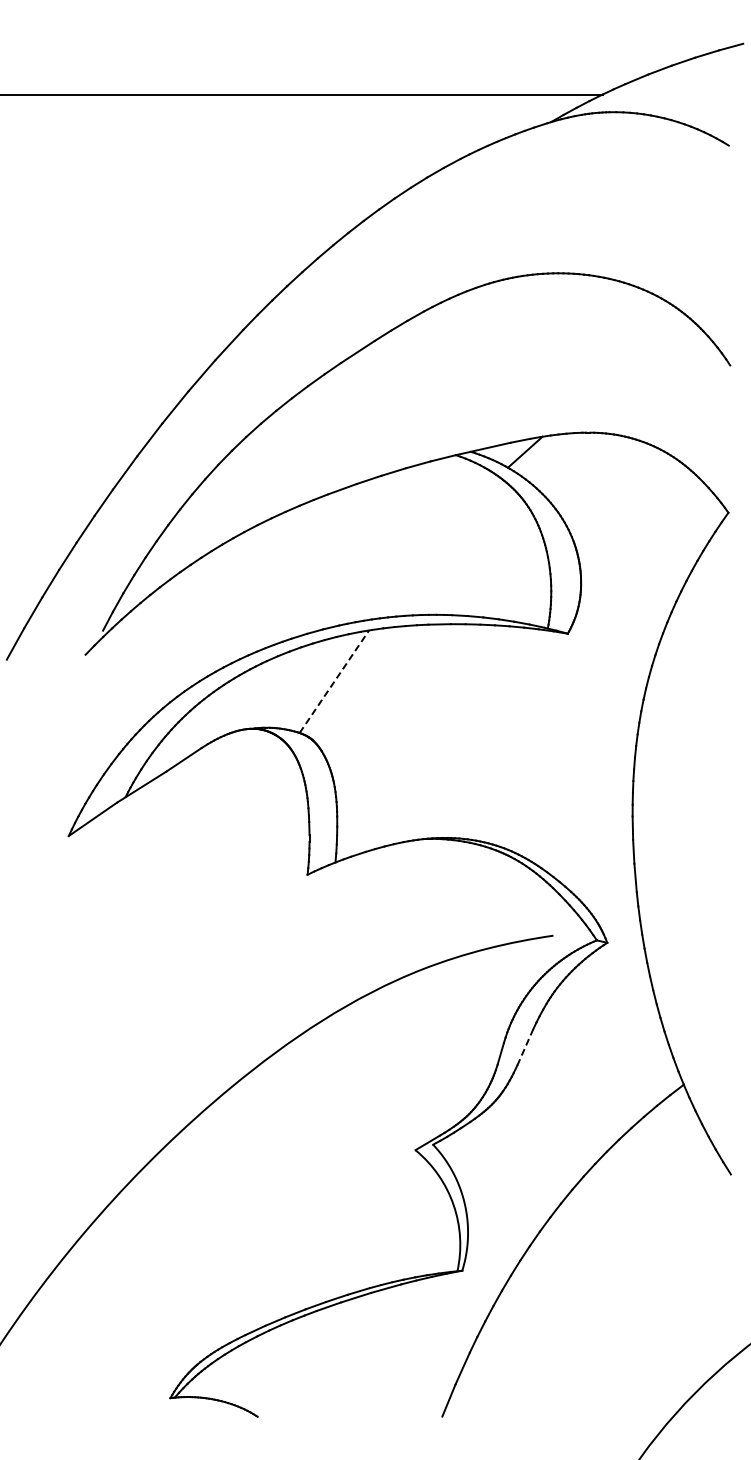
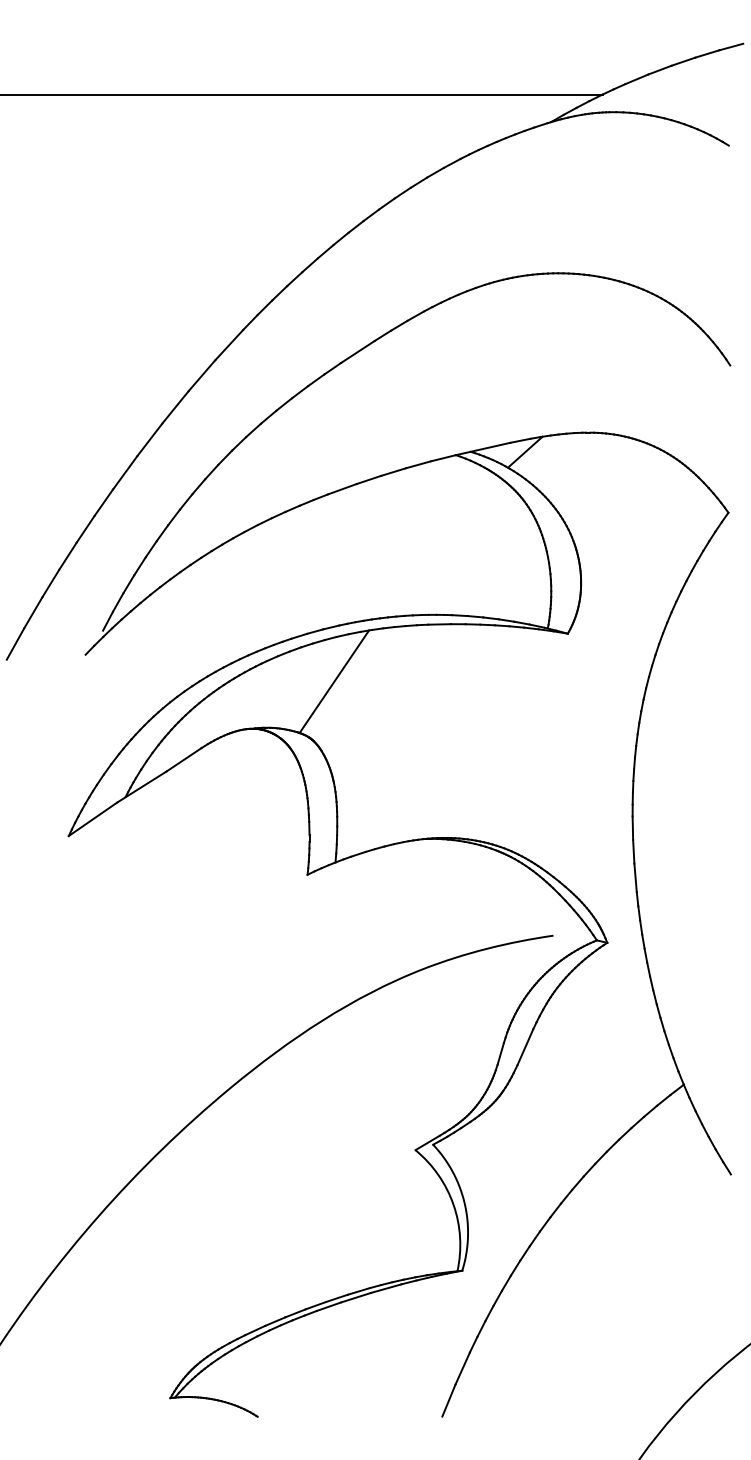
line: dashed -> solid (334, 681)
line: dashed -> solid (525, 1047)
